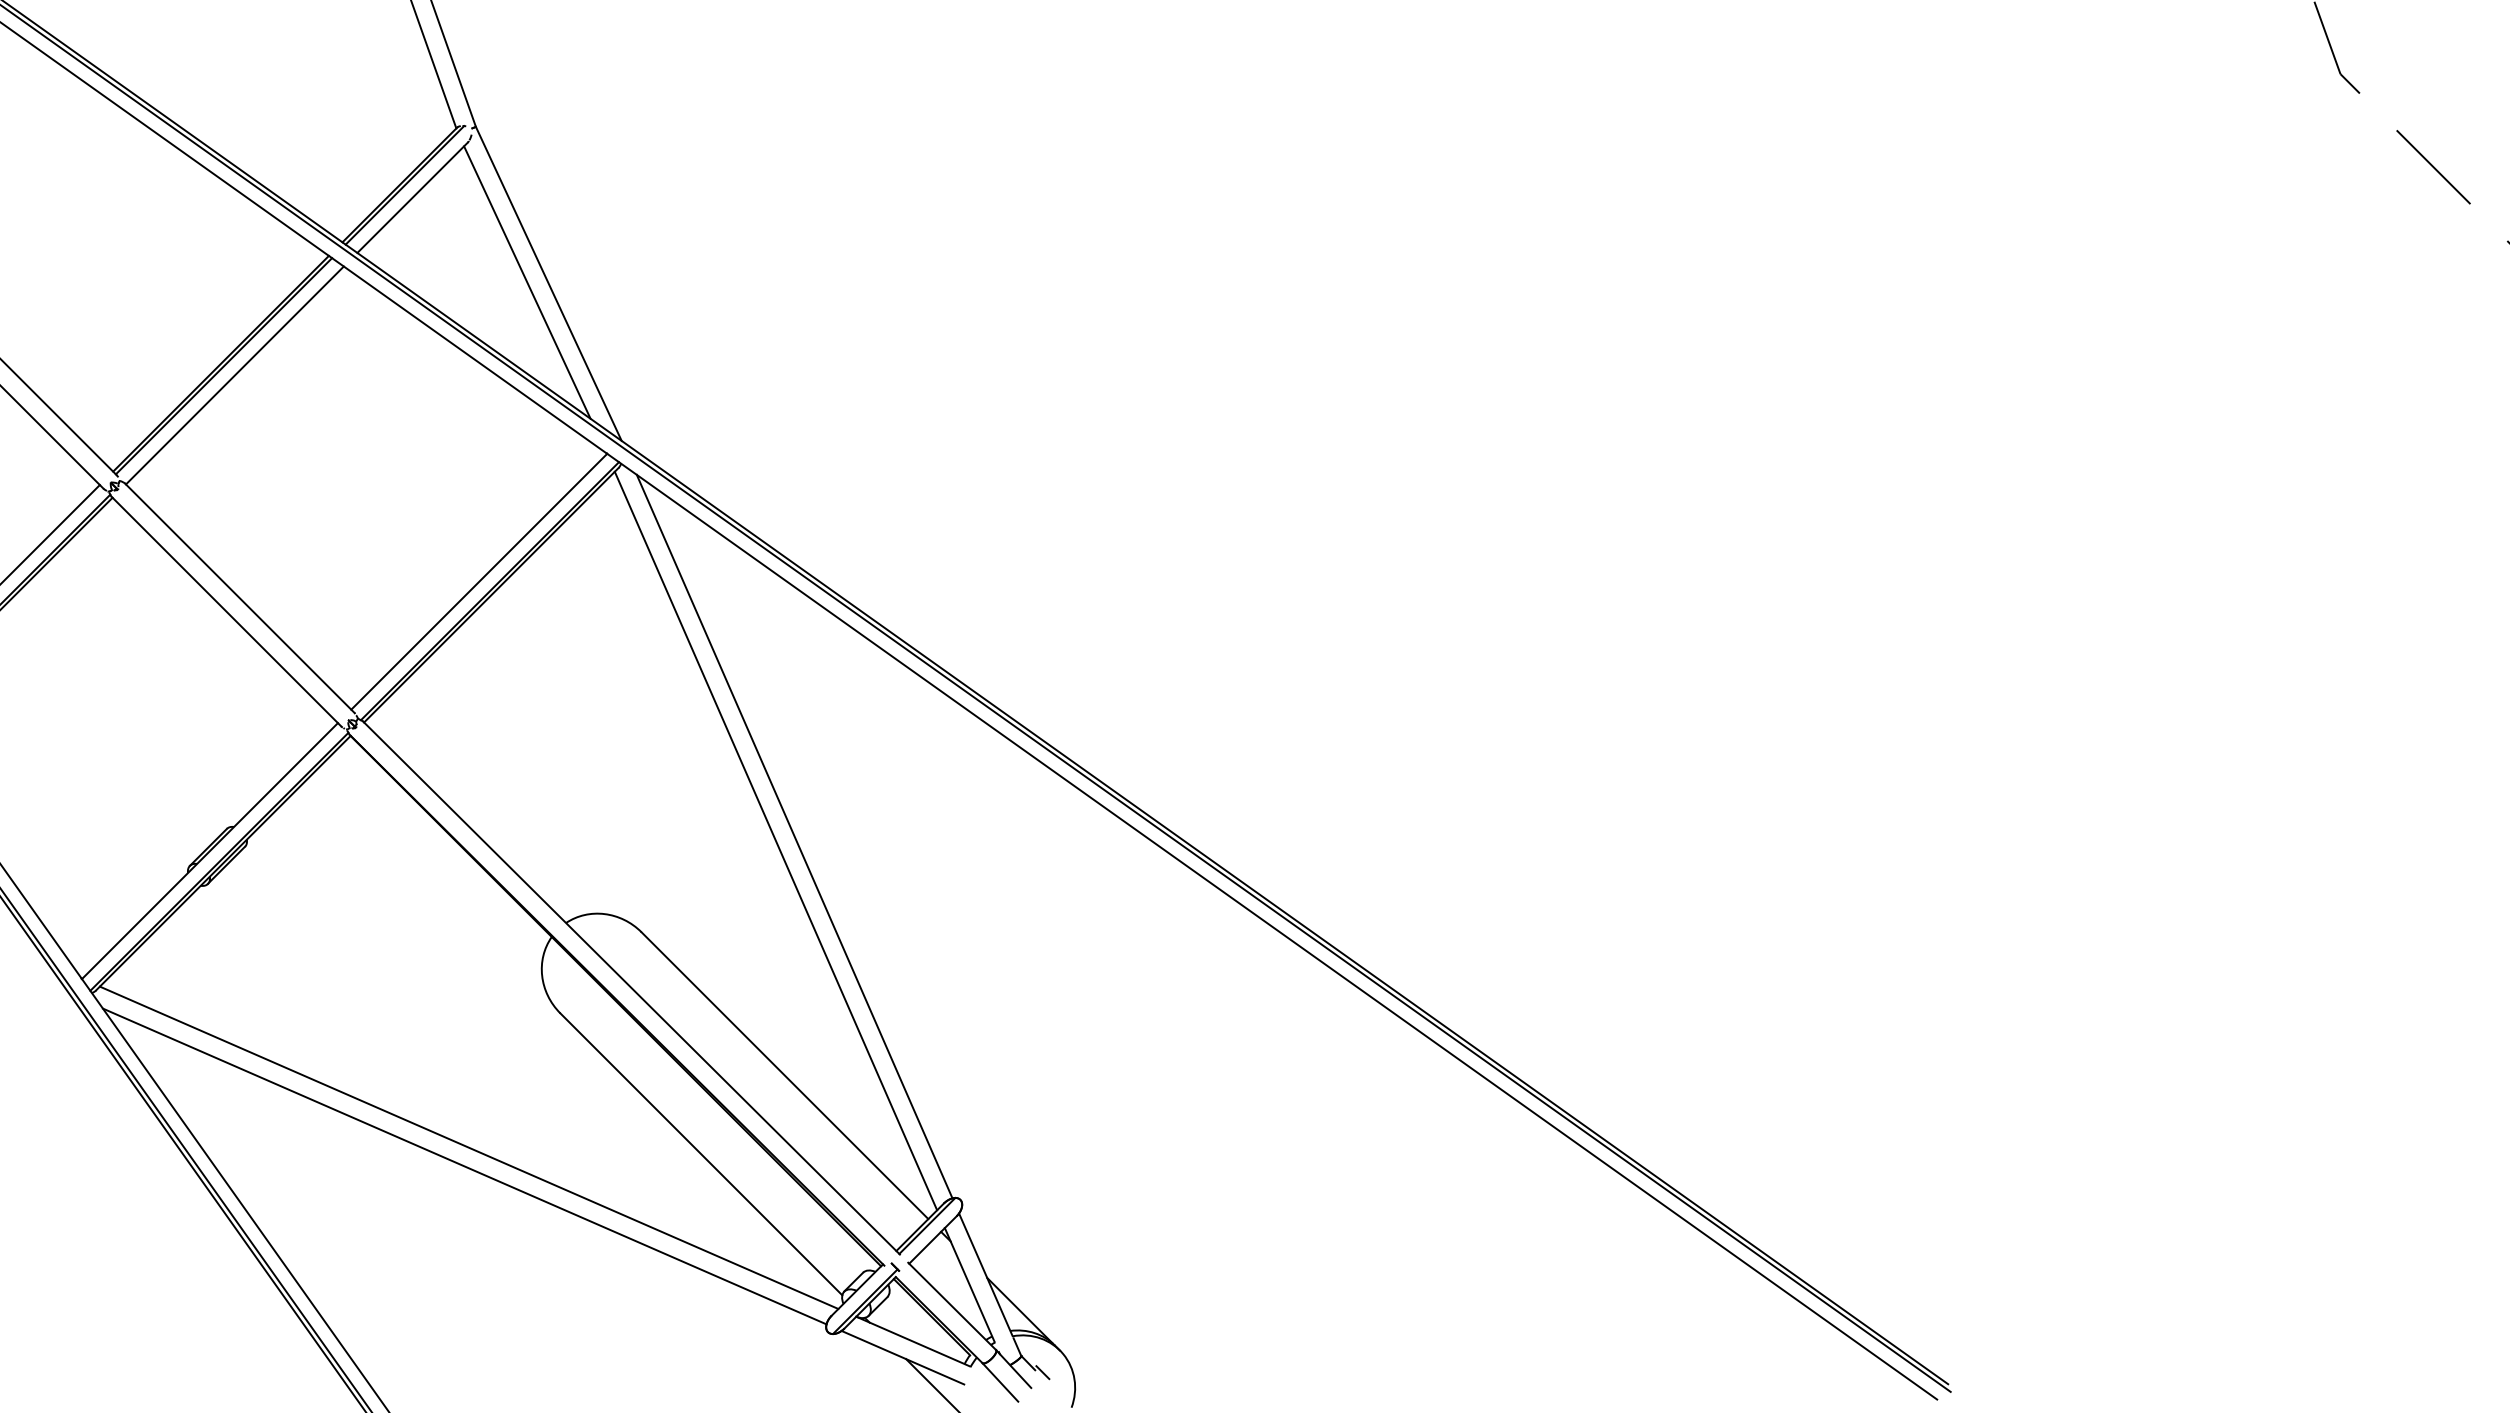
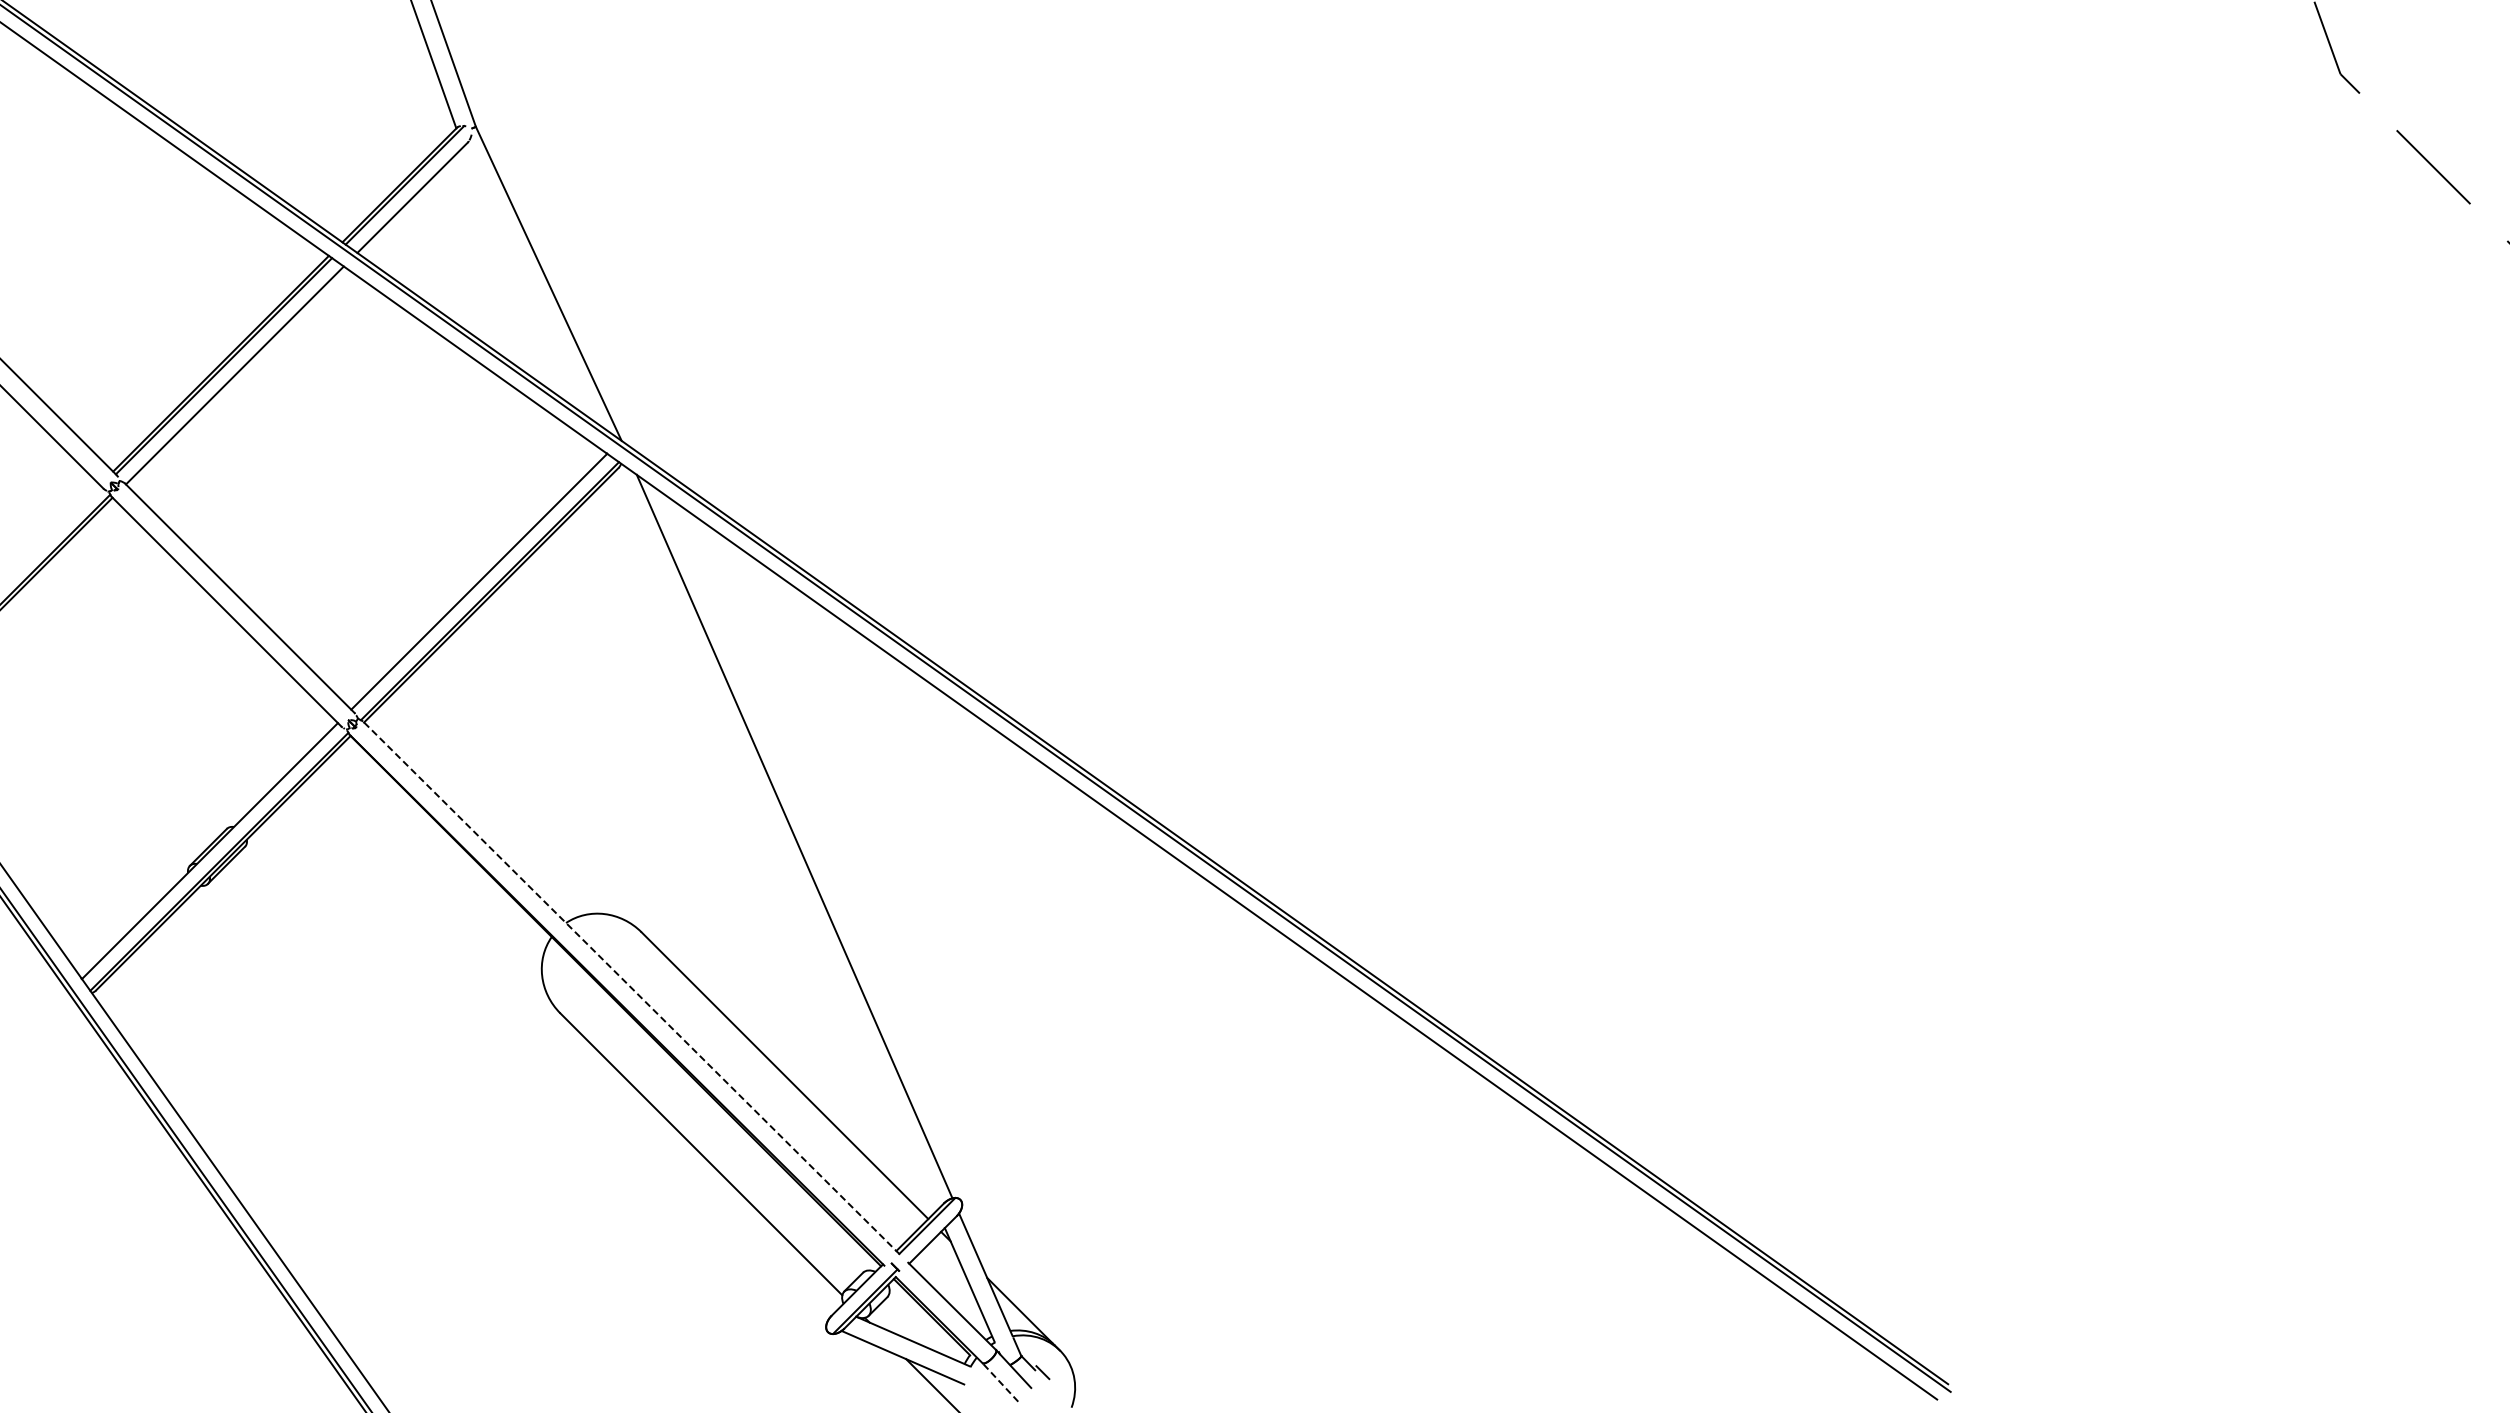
line: present -> none (527, 282)
line: present -> none (50, 533)
line: present -> none (775, 840)
line: solid -> dashed (631, 987)
line: present -> none (468, 1147)
line: present -> none (464, 1166)
line: solid -> dashed (1000, 1382)
